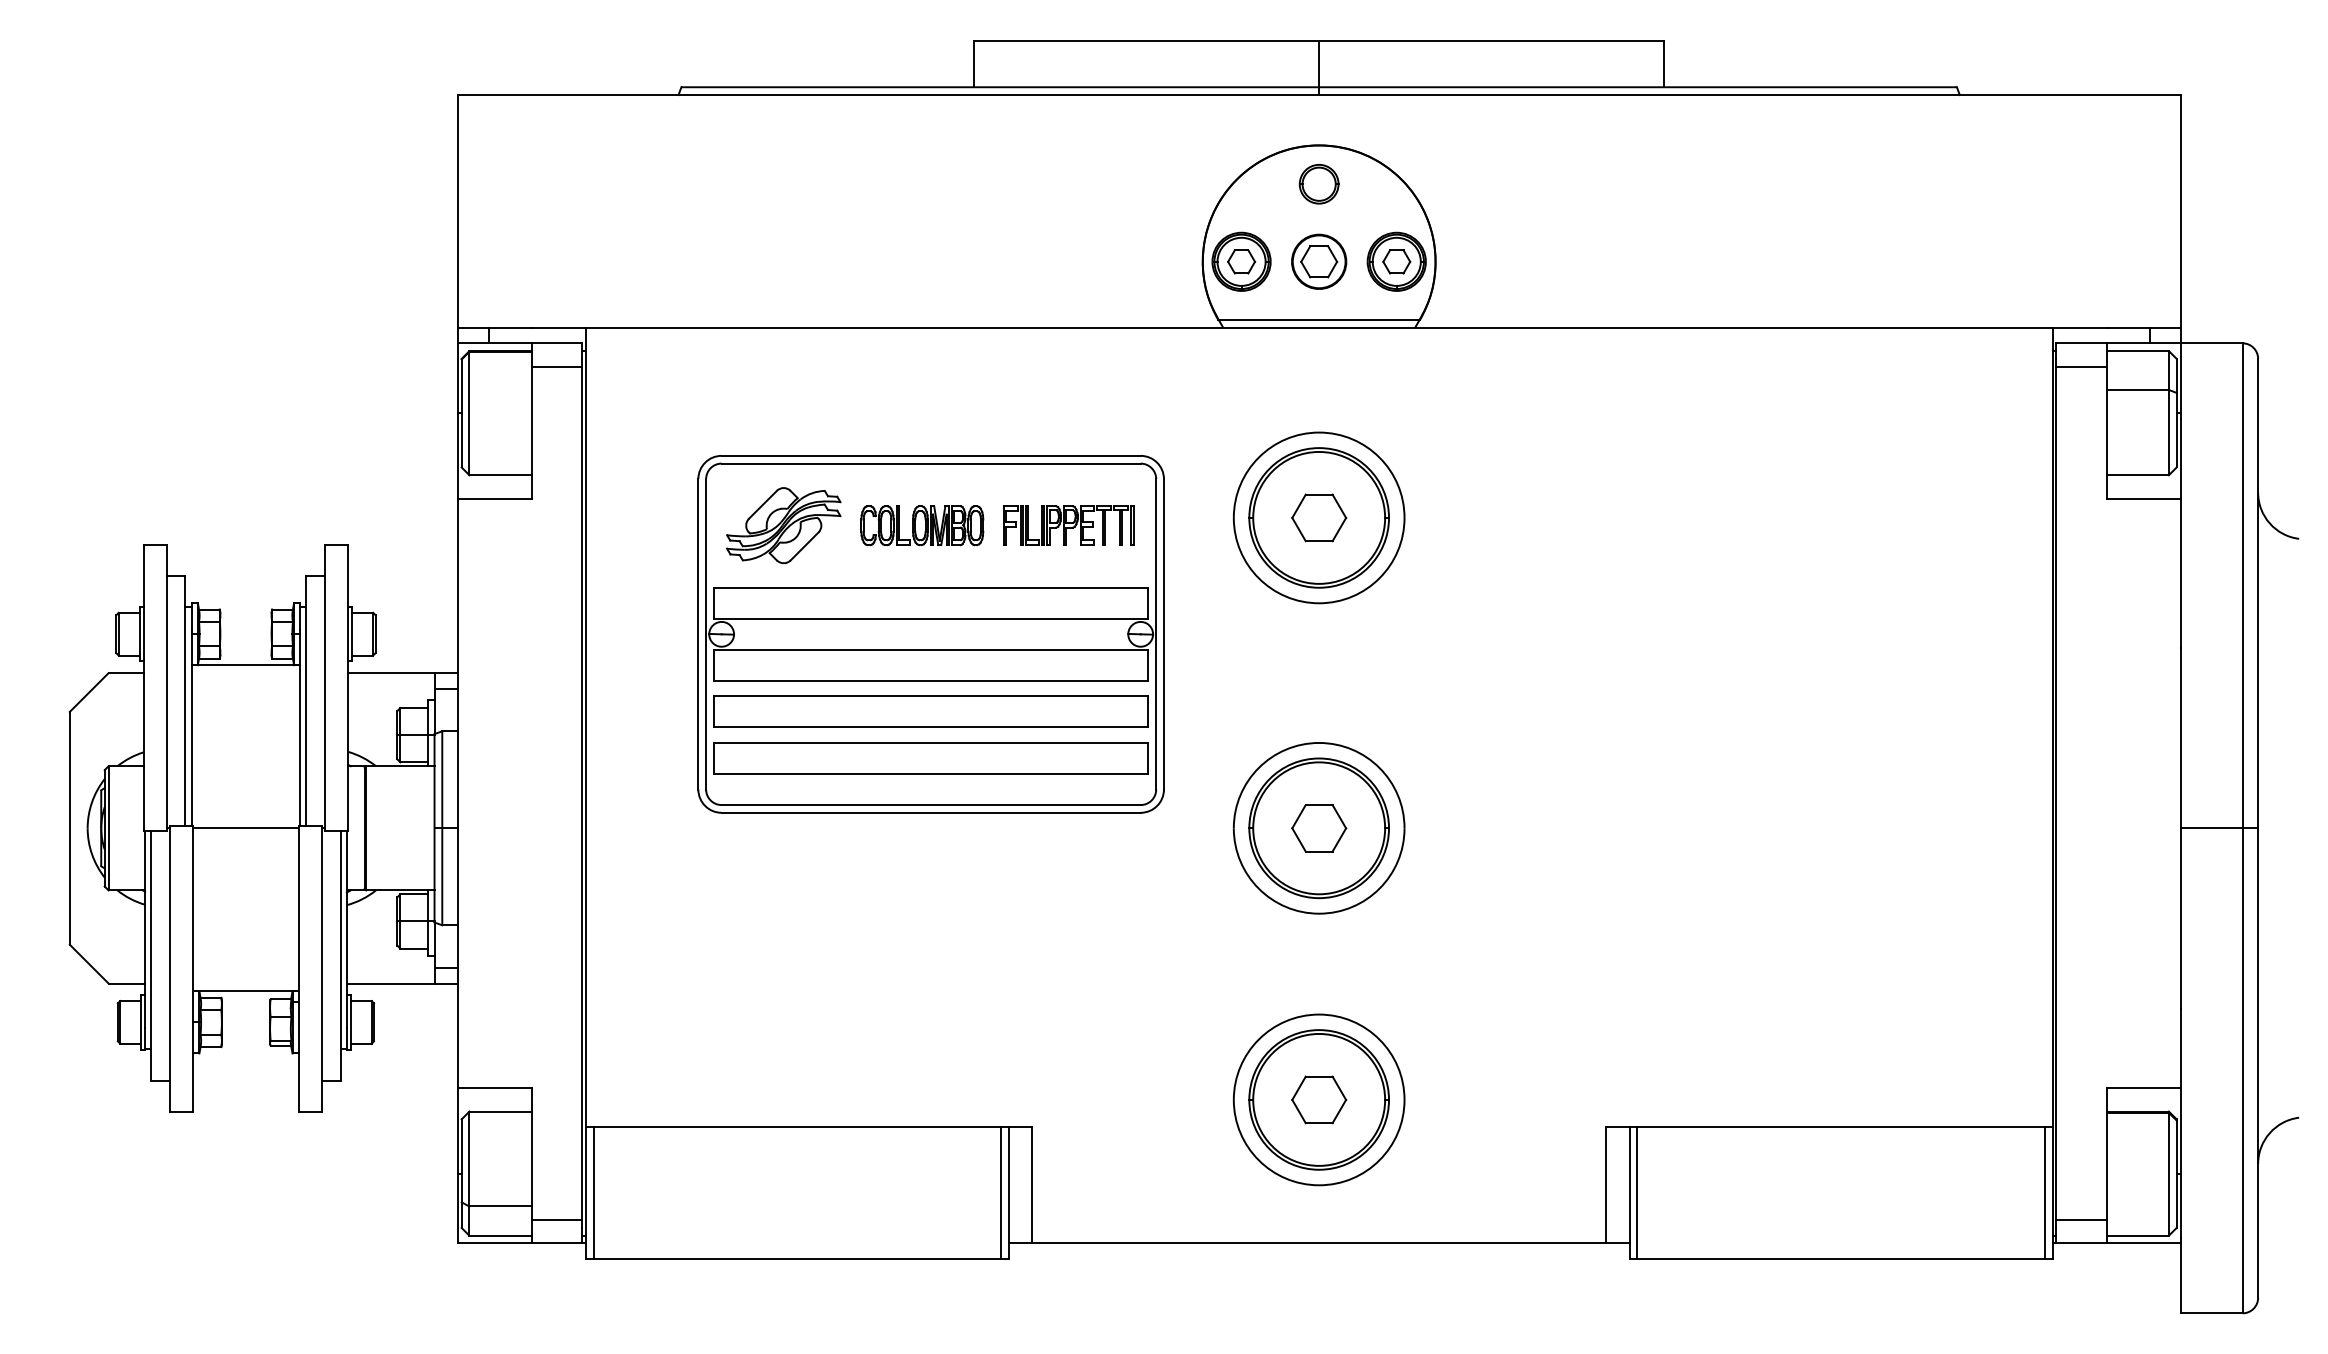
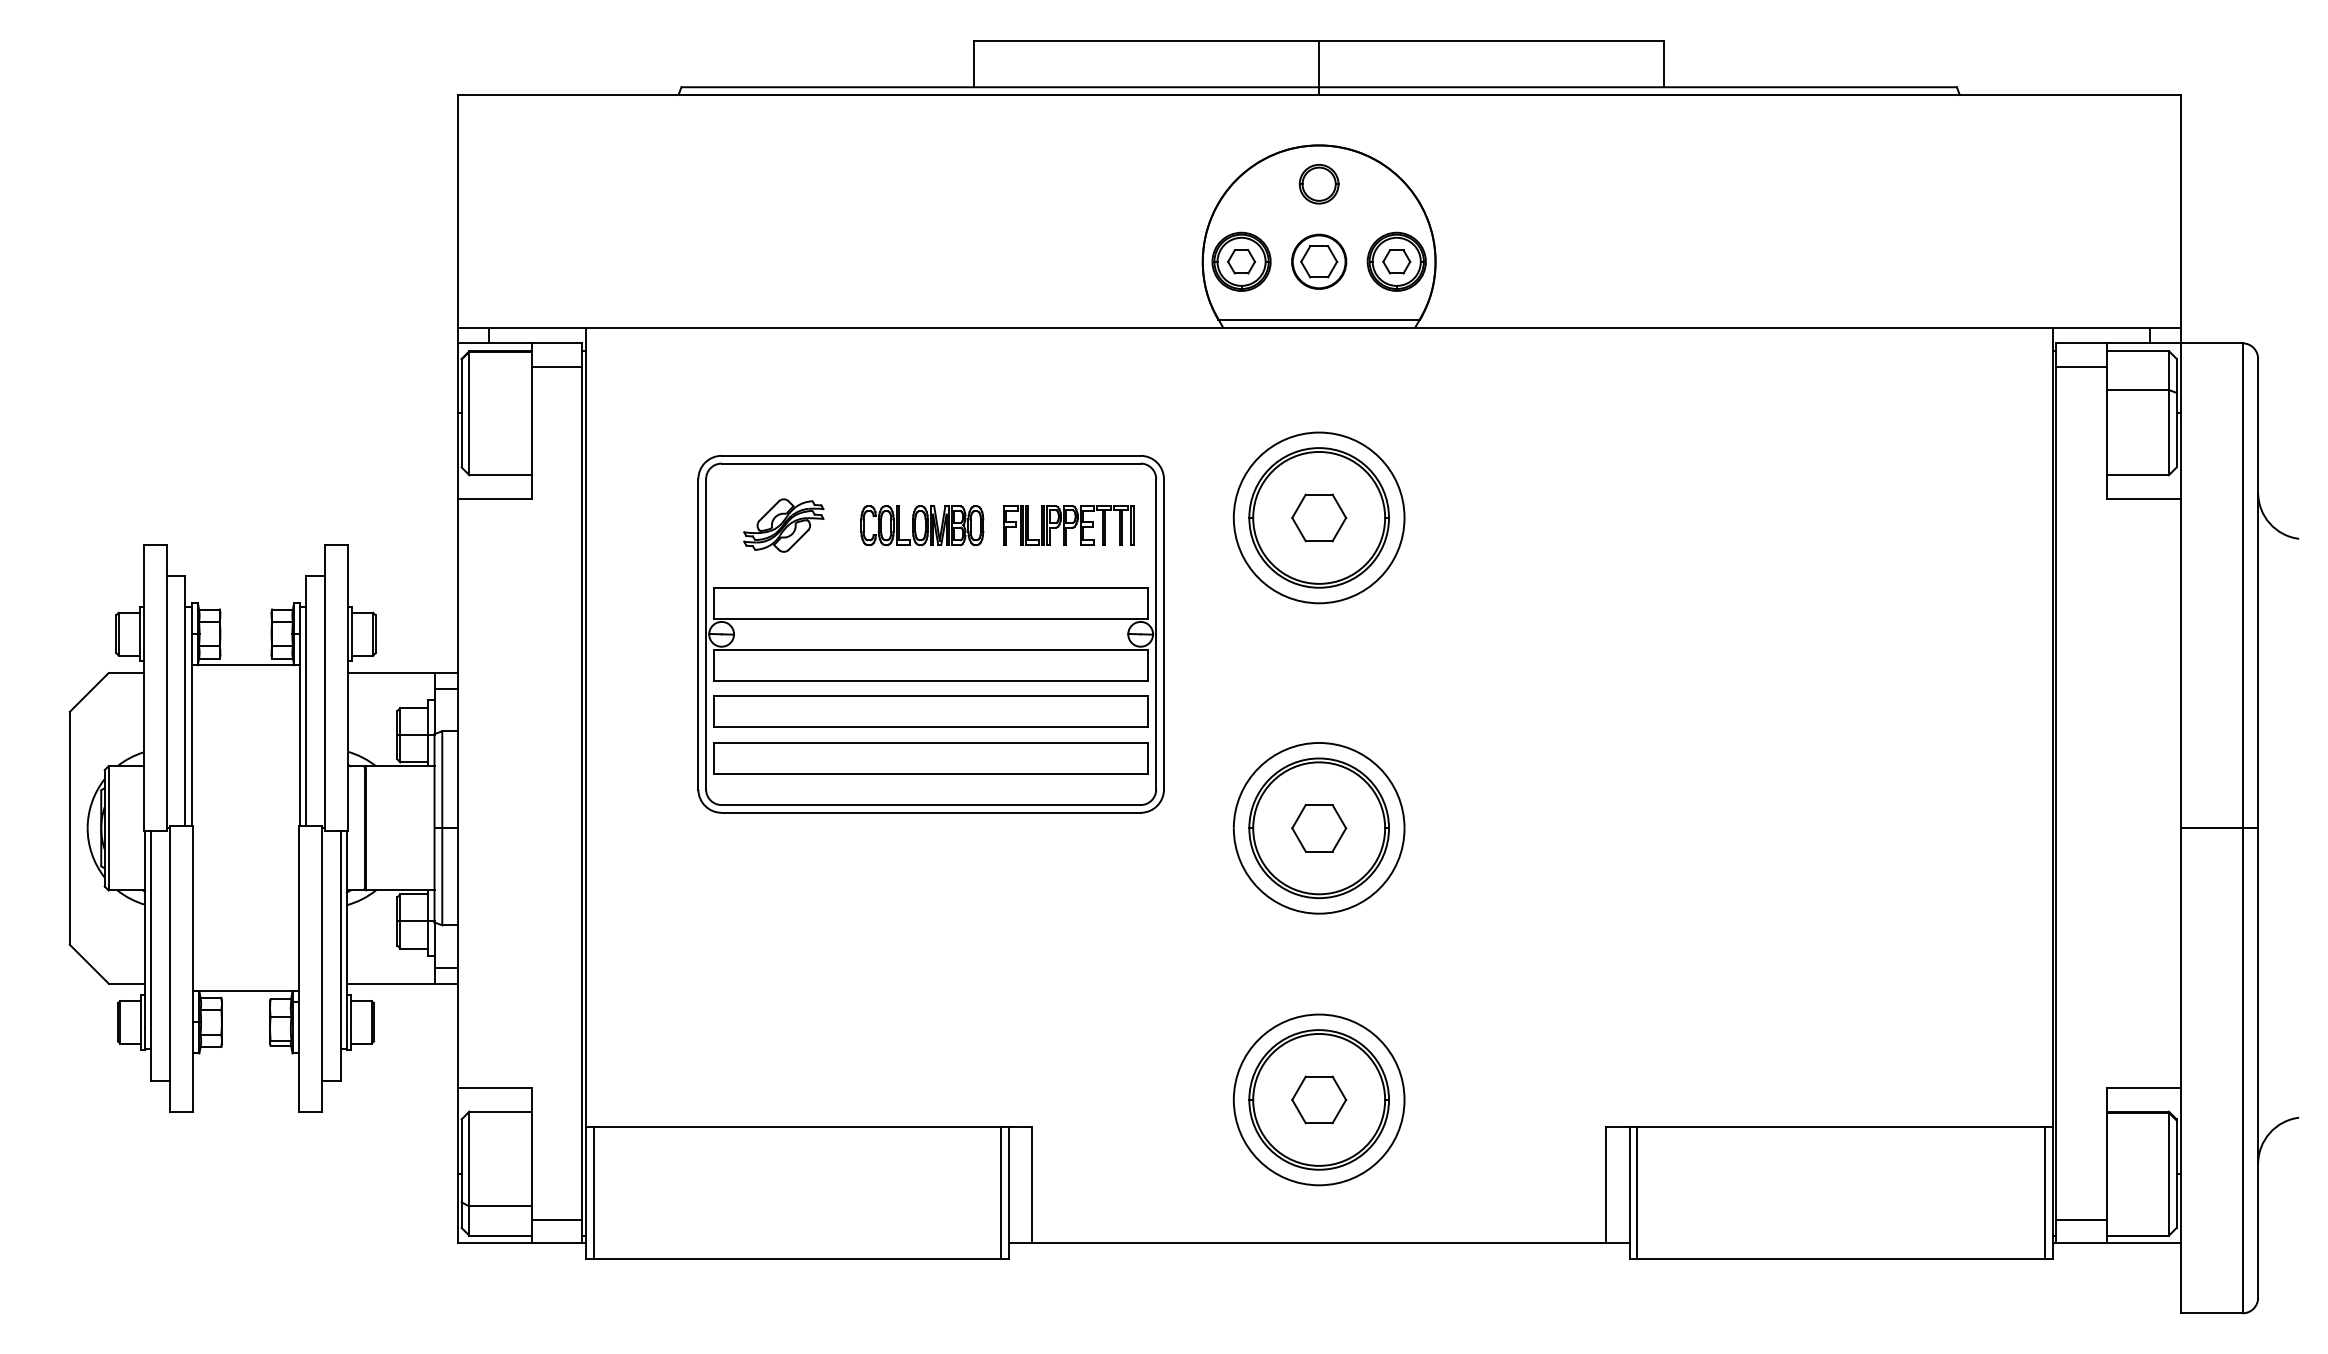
part size: 116x77 px -> 82x55 px (783, 525)
line: present -> none (245, 828)
